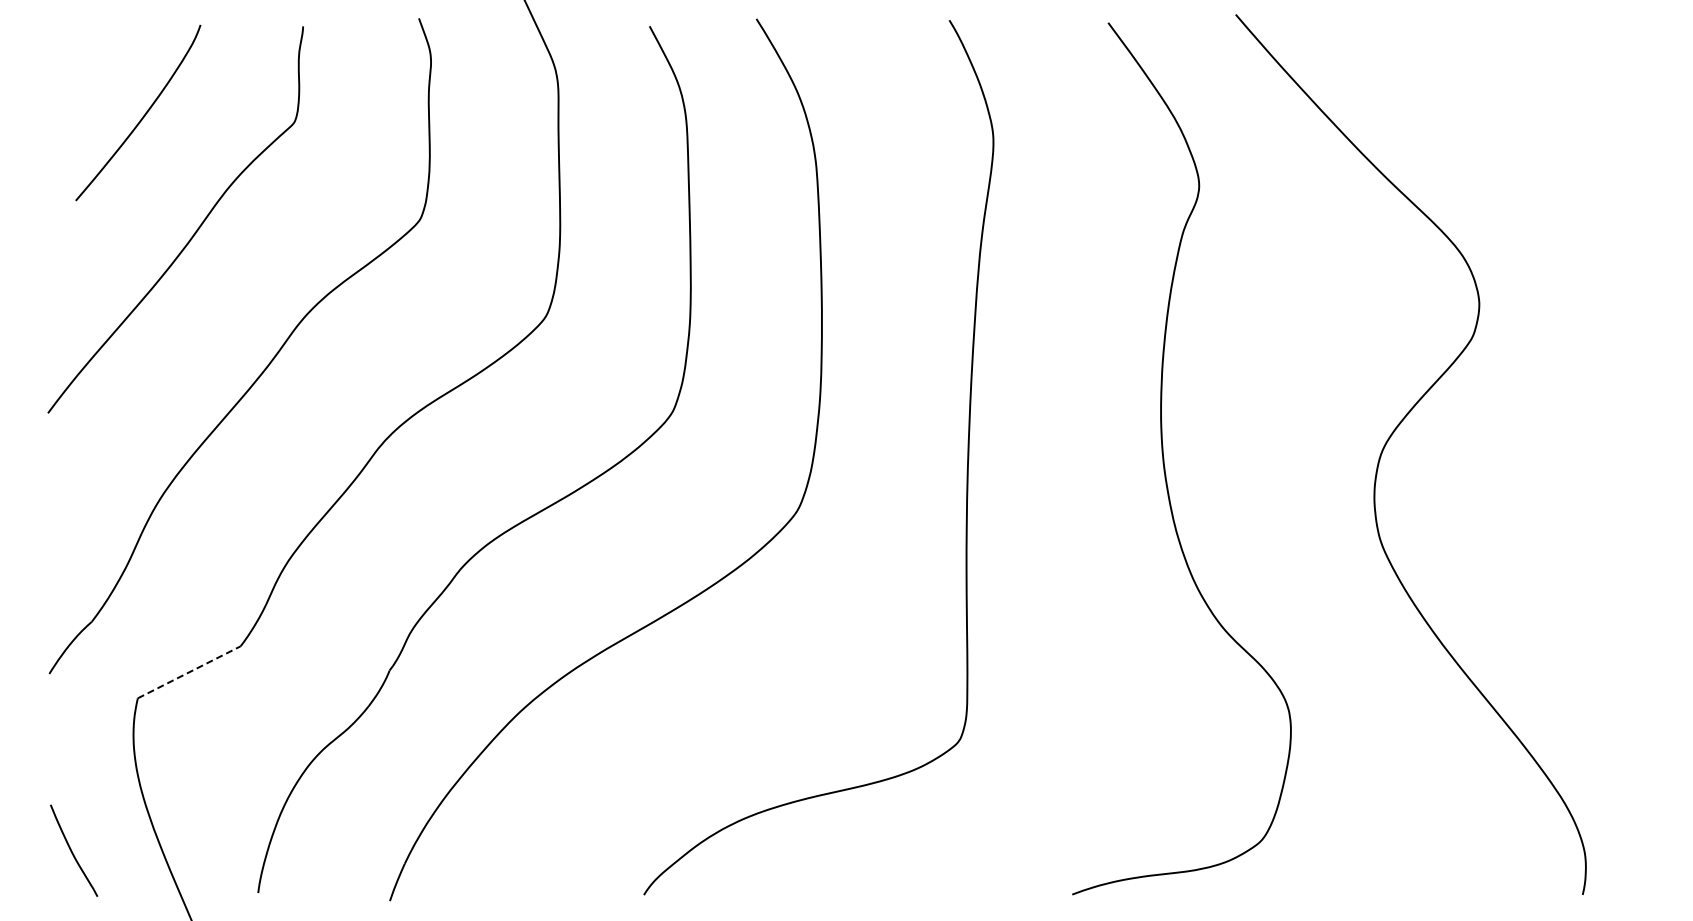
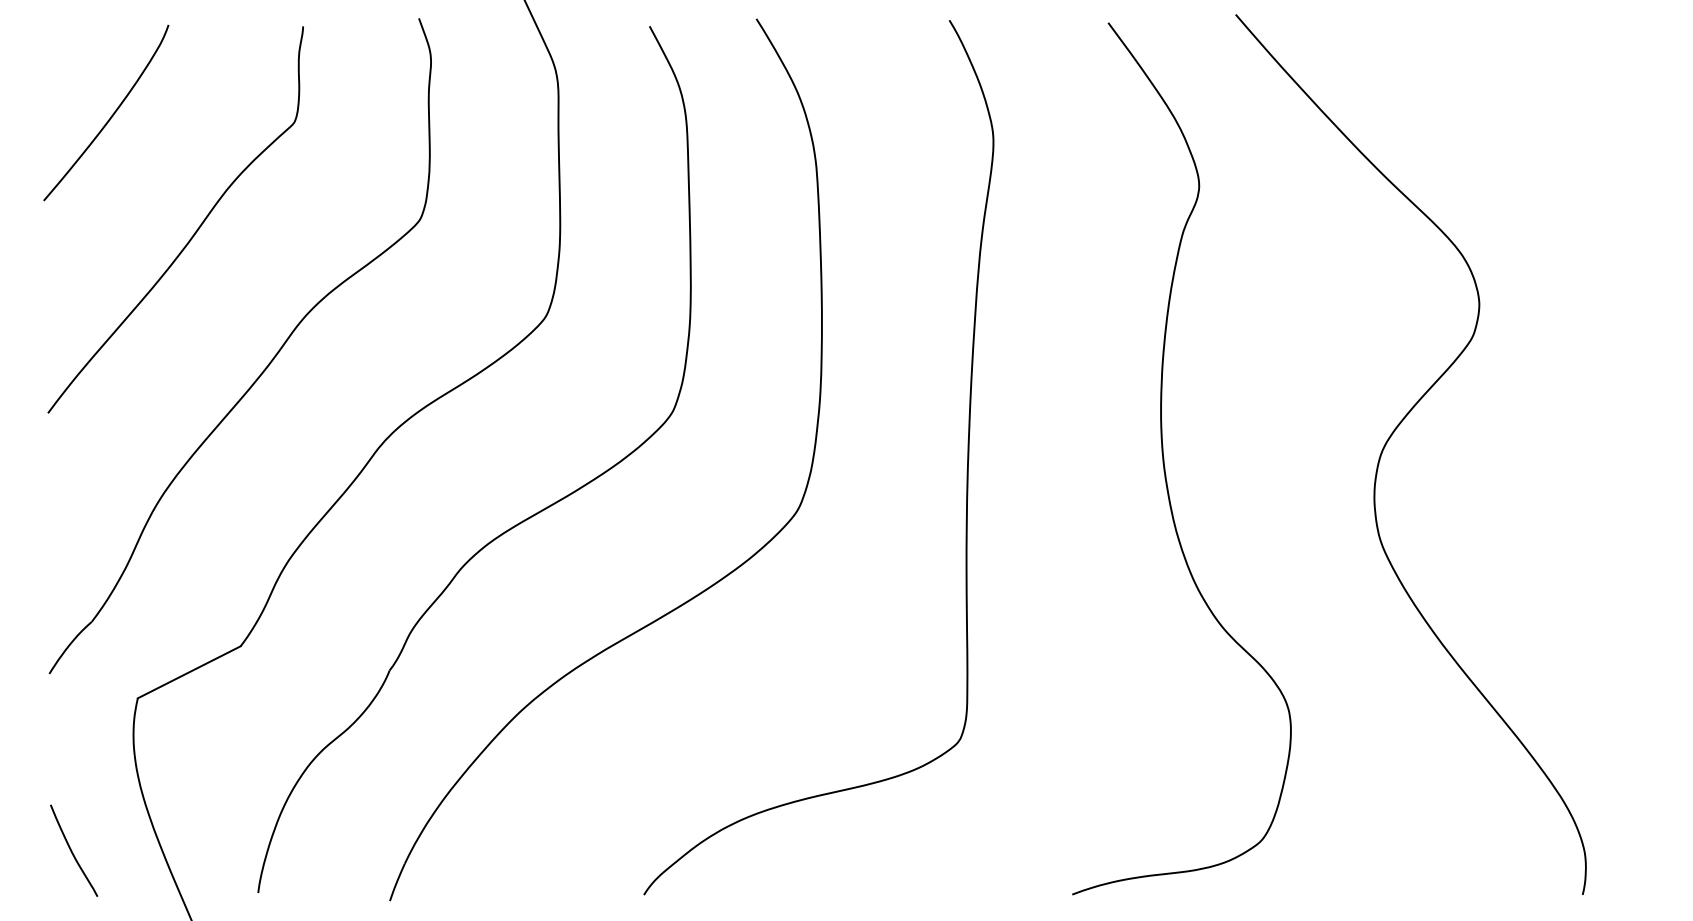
curve position: (142, 116) -> (110, 116) (110, 116)
line: dashed -> solid (189, 672)
